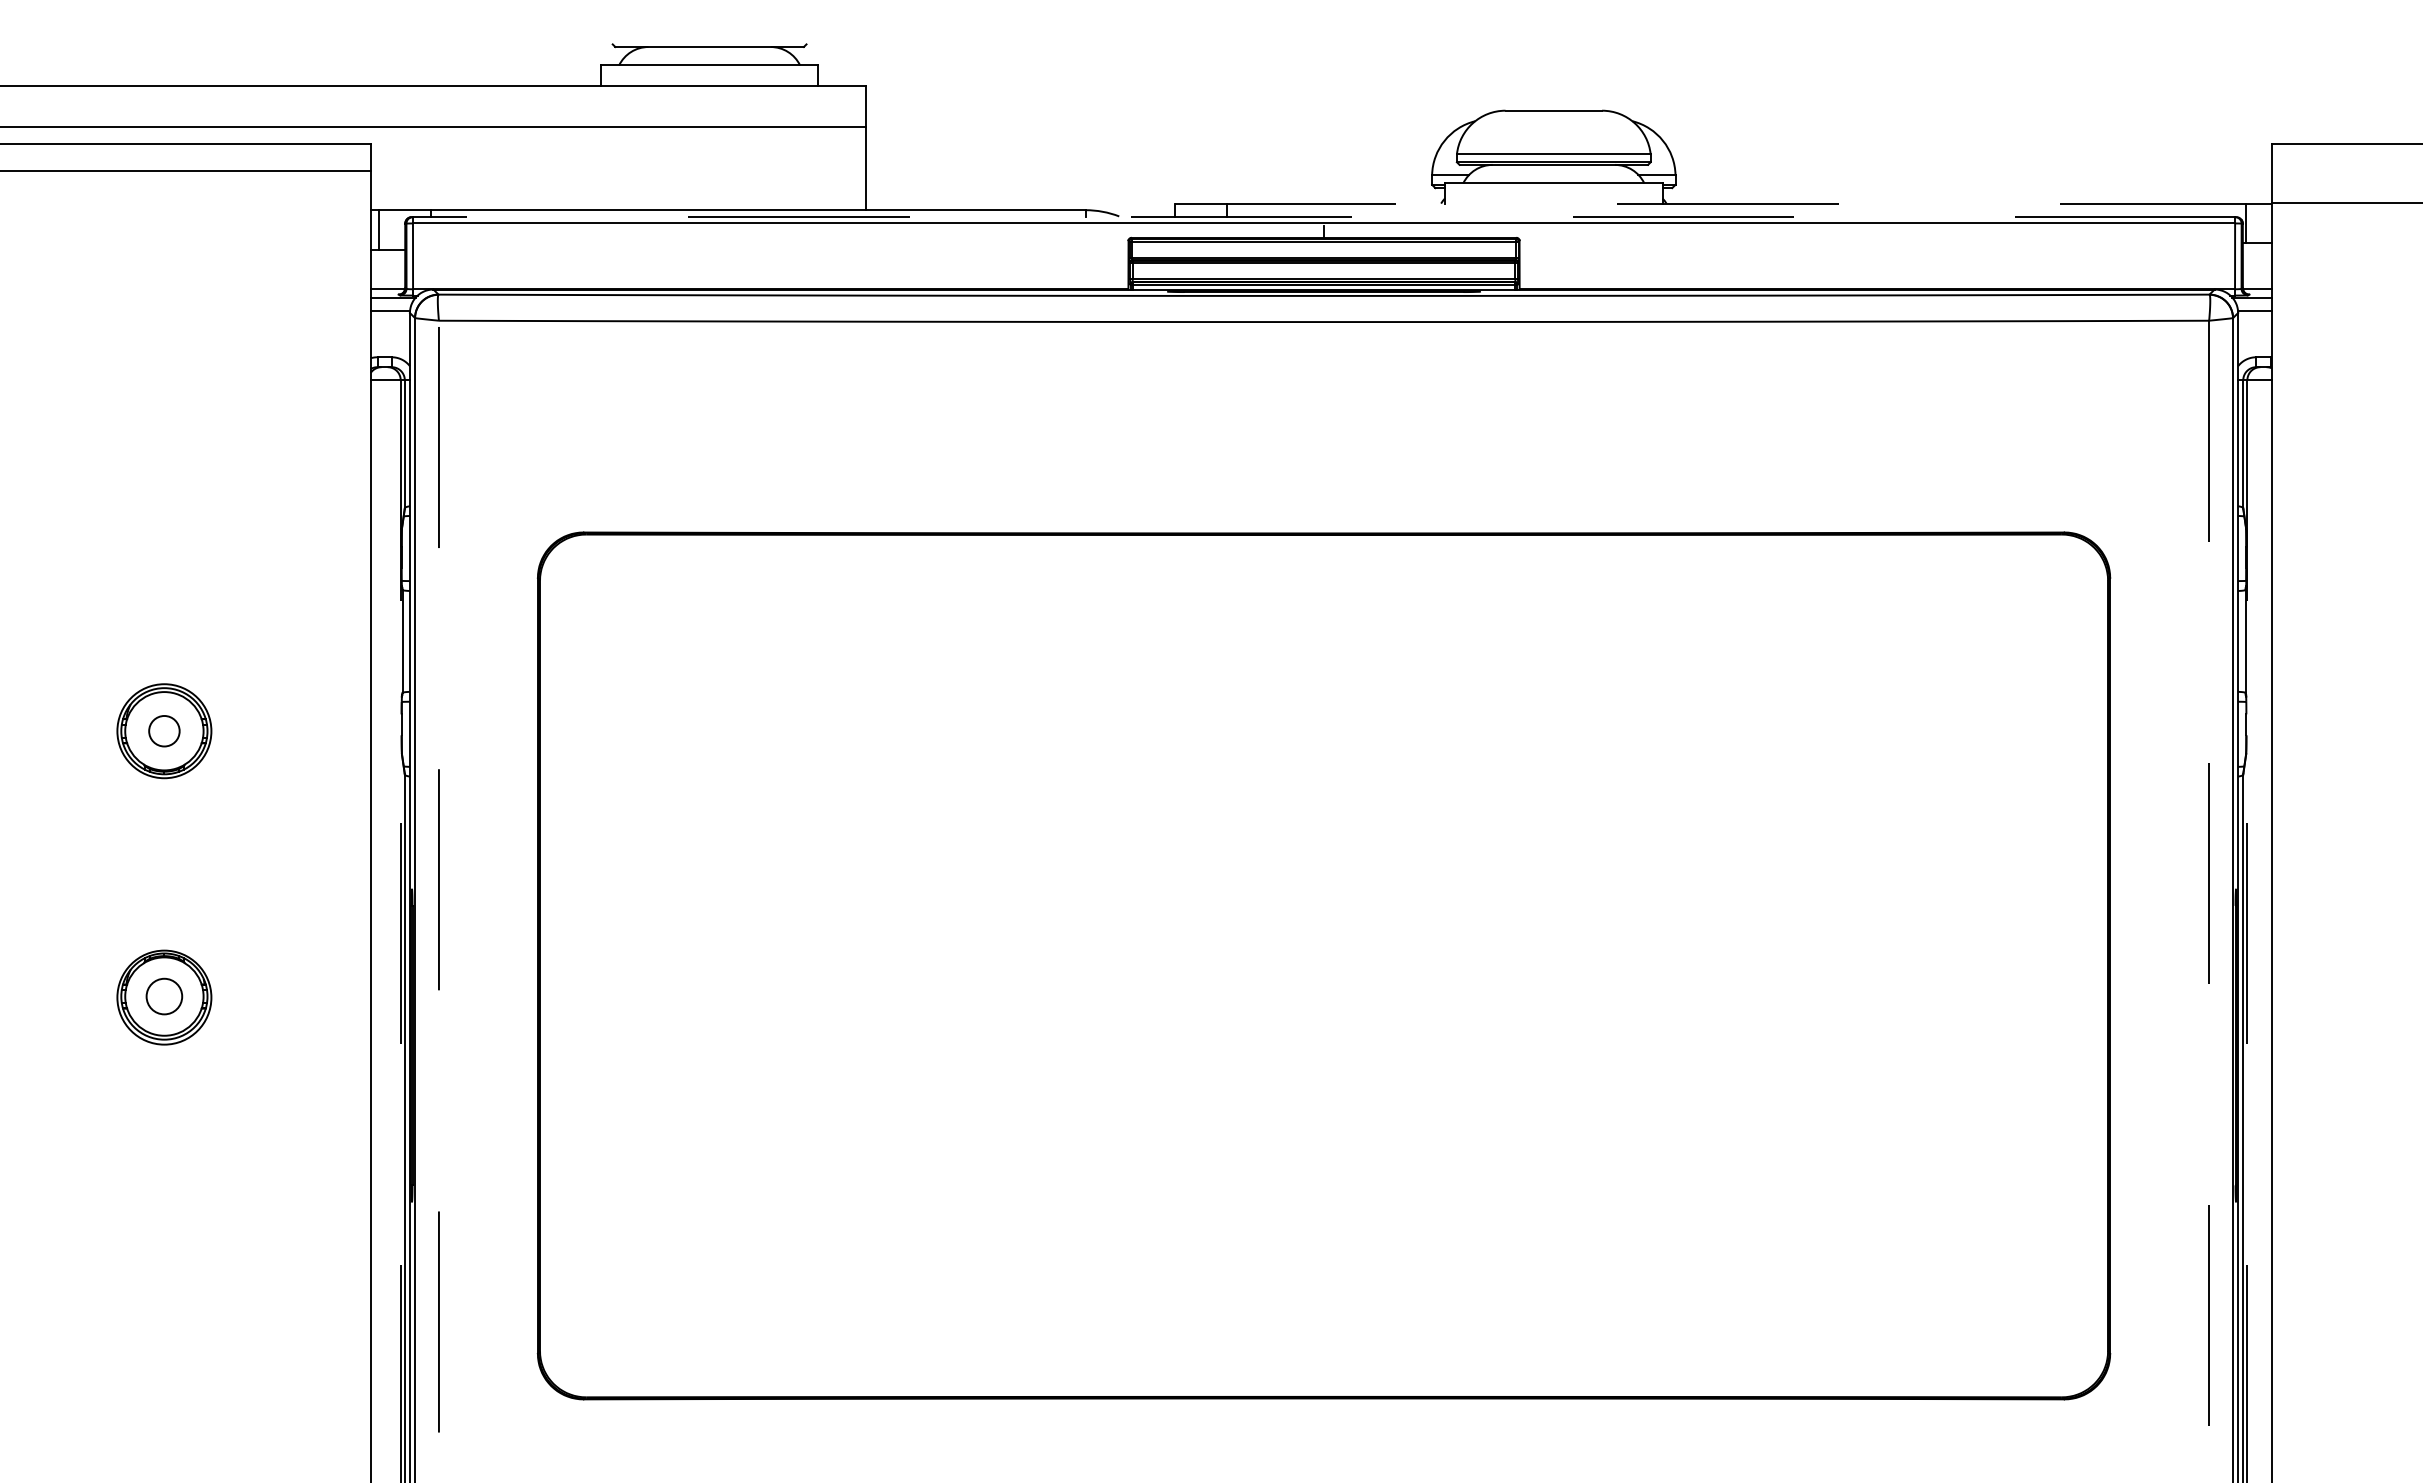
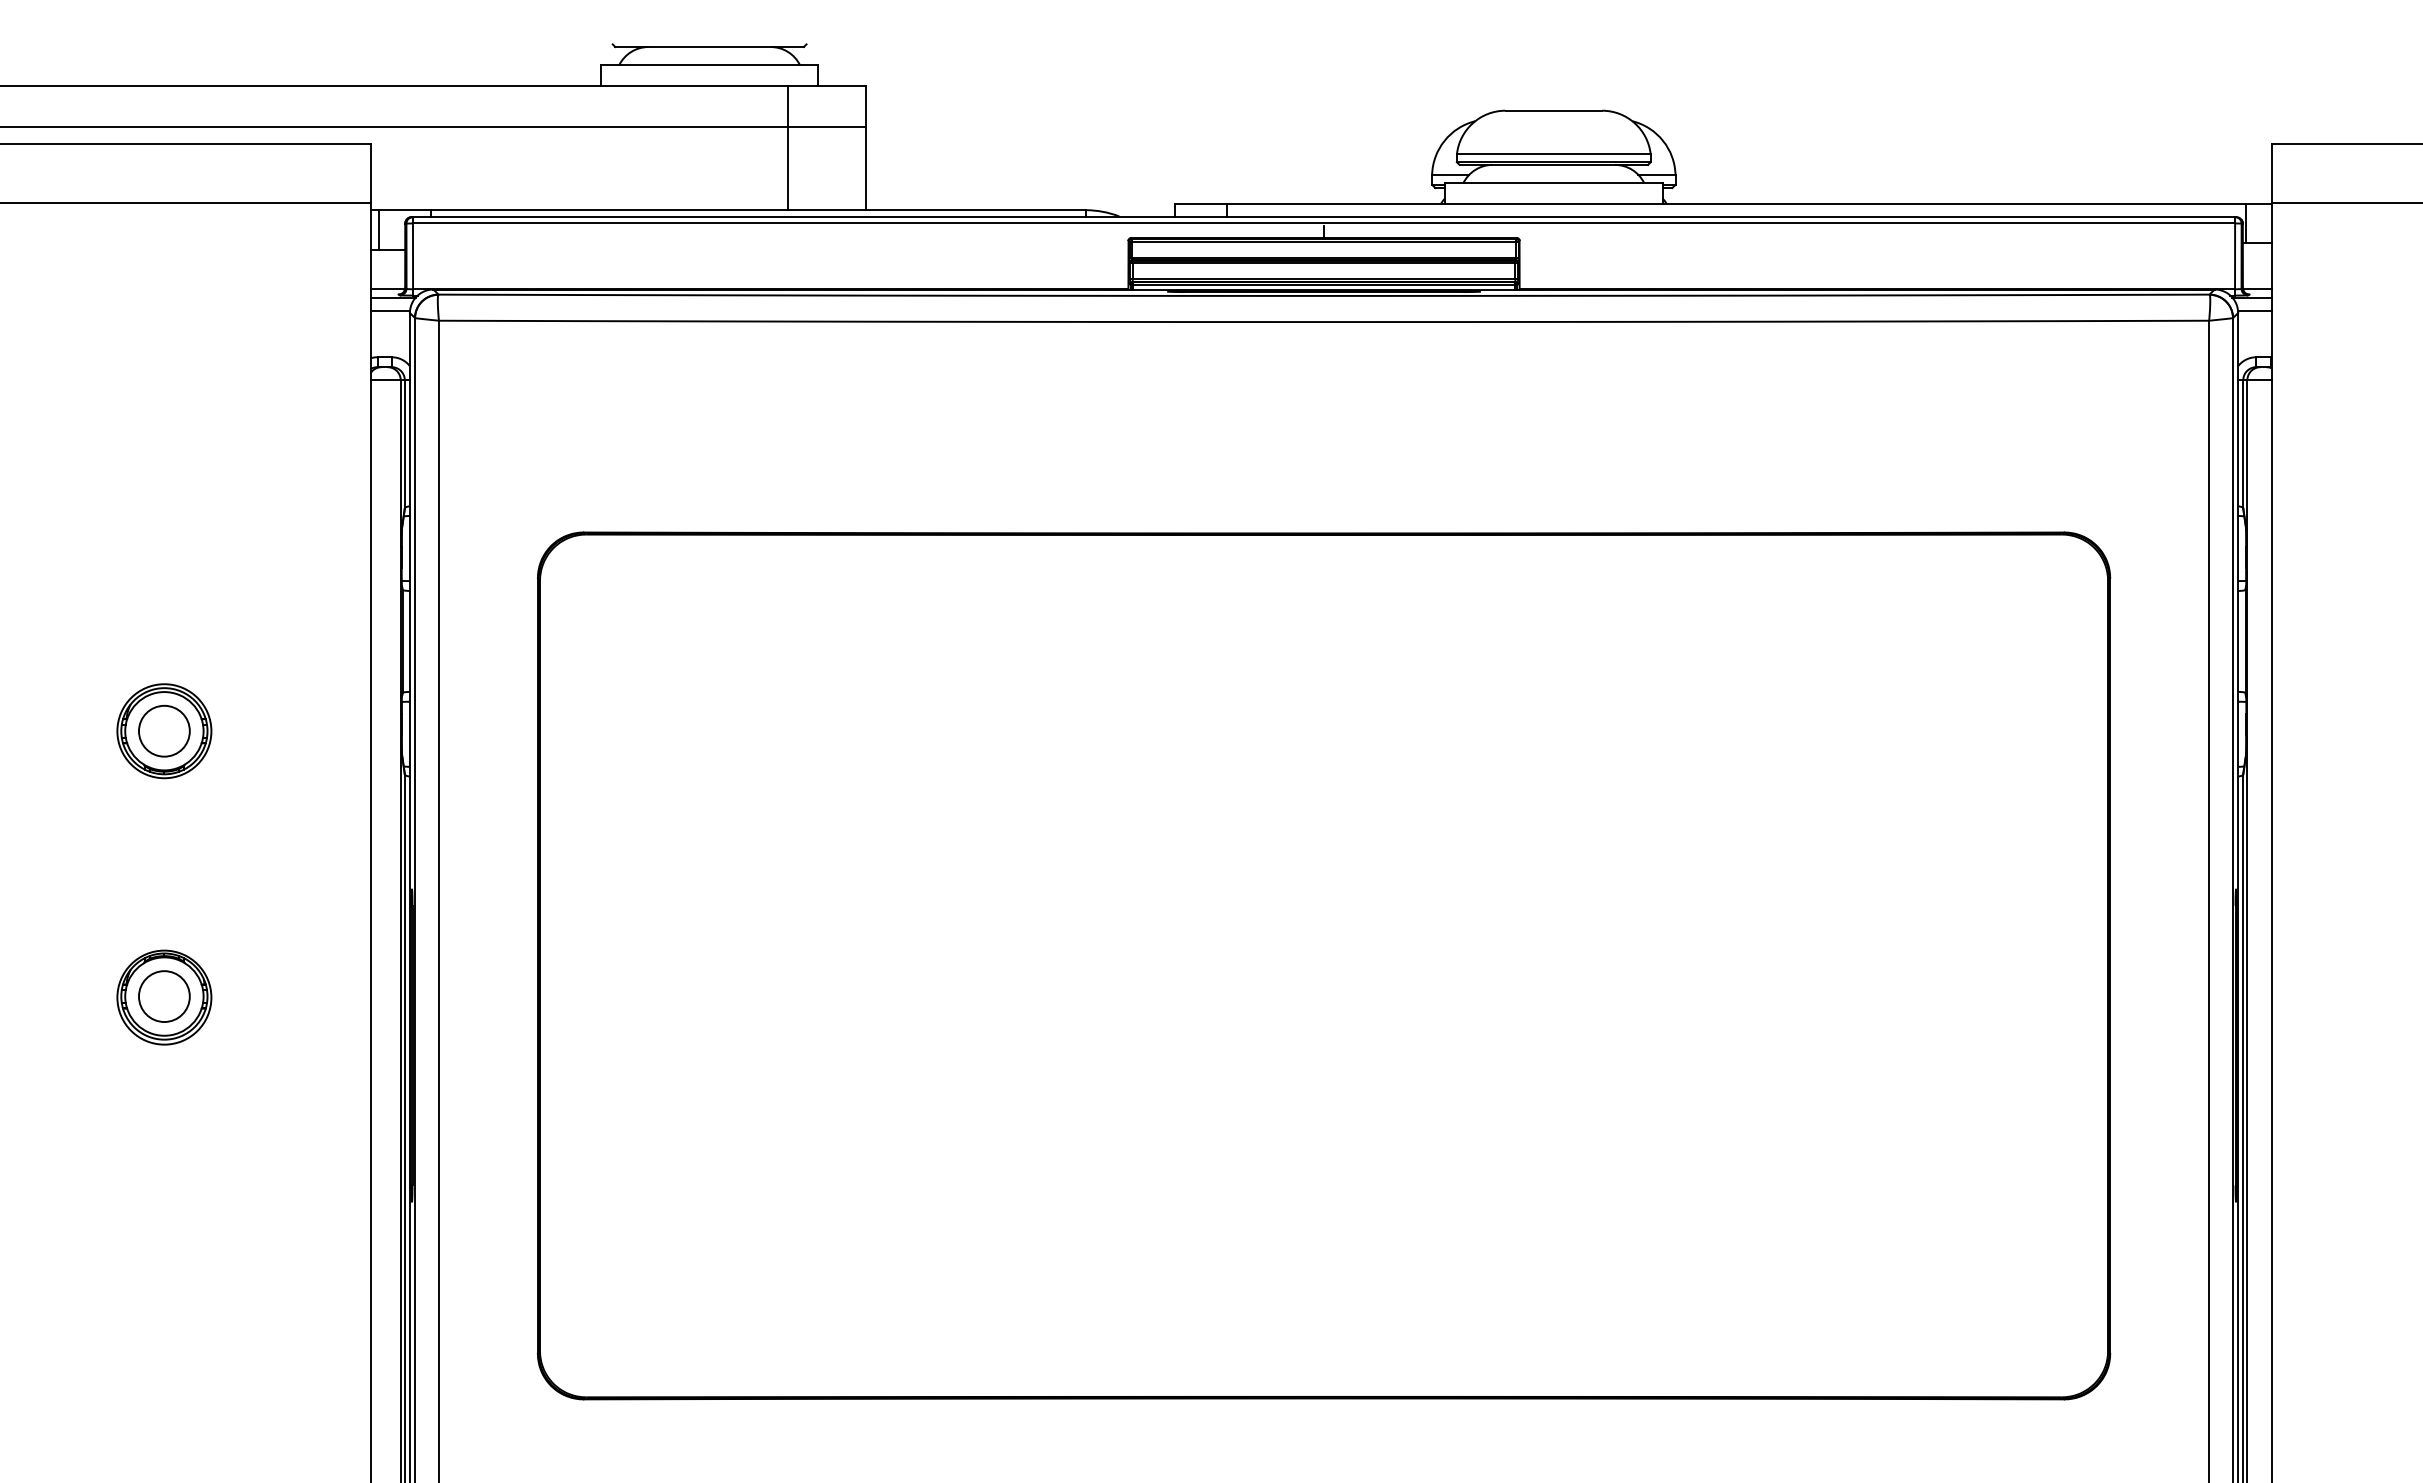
line: none -> present (787, 147)
line position: (186, 171) -> (186, 203) (186, 203)
line: dashed -> solid (1724, 203)
line: dashed -> solid (1323, 217)
circle diameter: 31 px -> 51 px (163, 730)
line: dashed -> solid (438, 901)
line: dashed -> solid (2209, 901)
line: dashed -> solid (400, 931)
line: dashed -> solid (2247, 931)
circle diameter: 36 px -> 51 px (163, 996)
